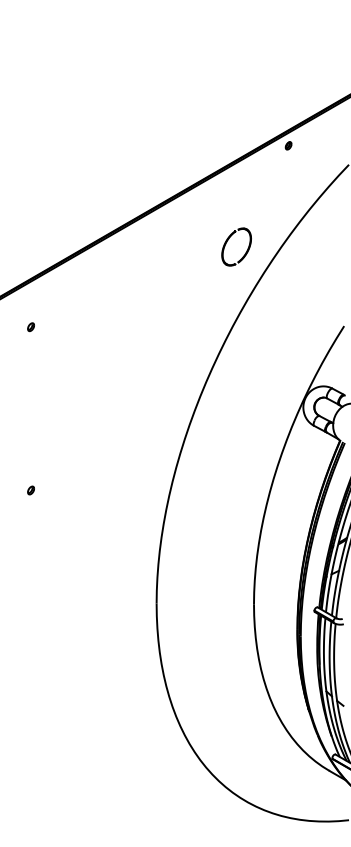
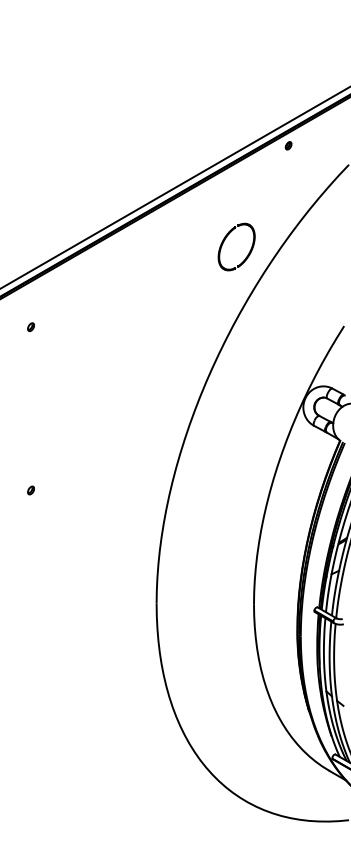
line: none -> present (174, 187)
part size: 31x40 px -> 39x50 px (236, 246)
